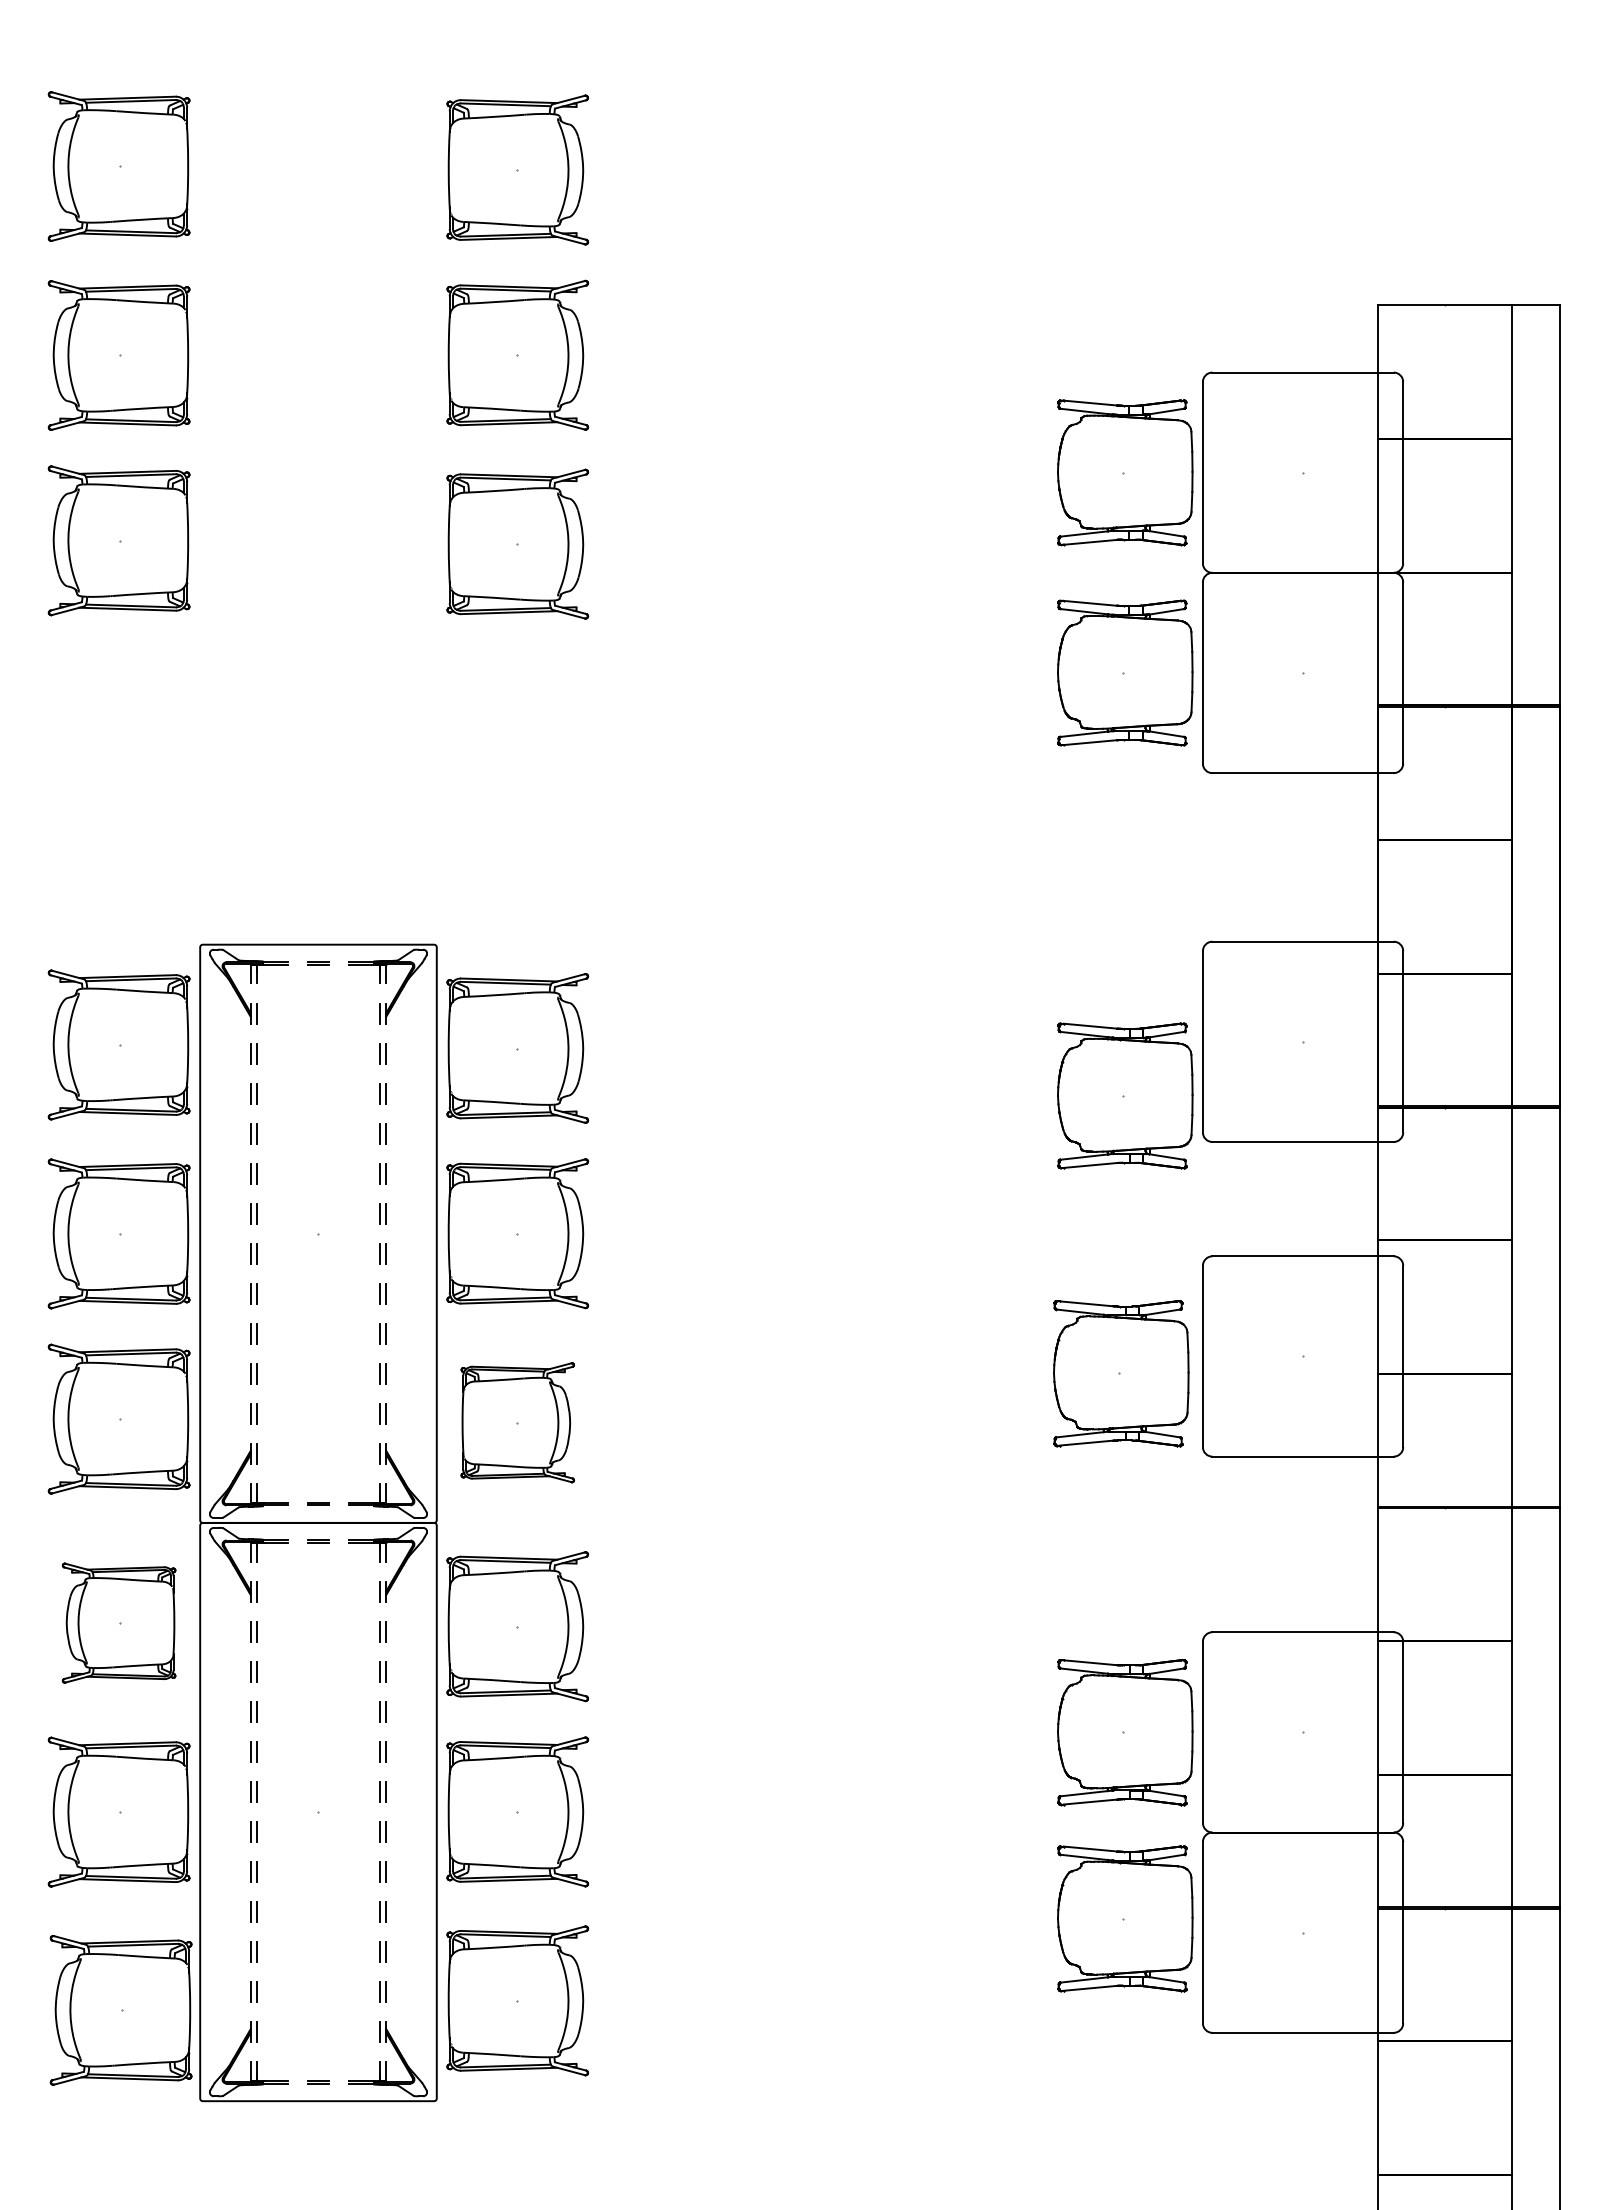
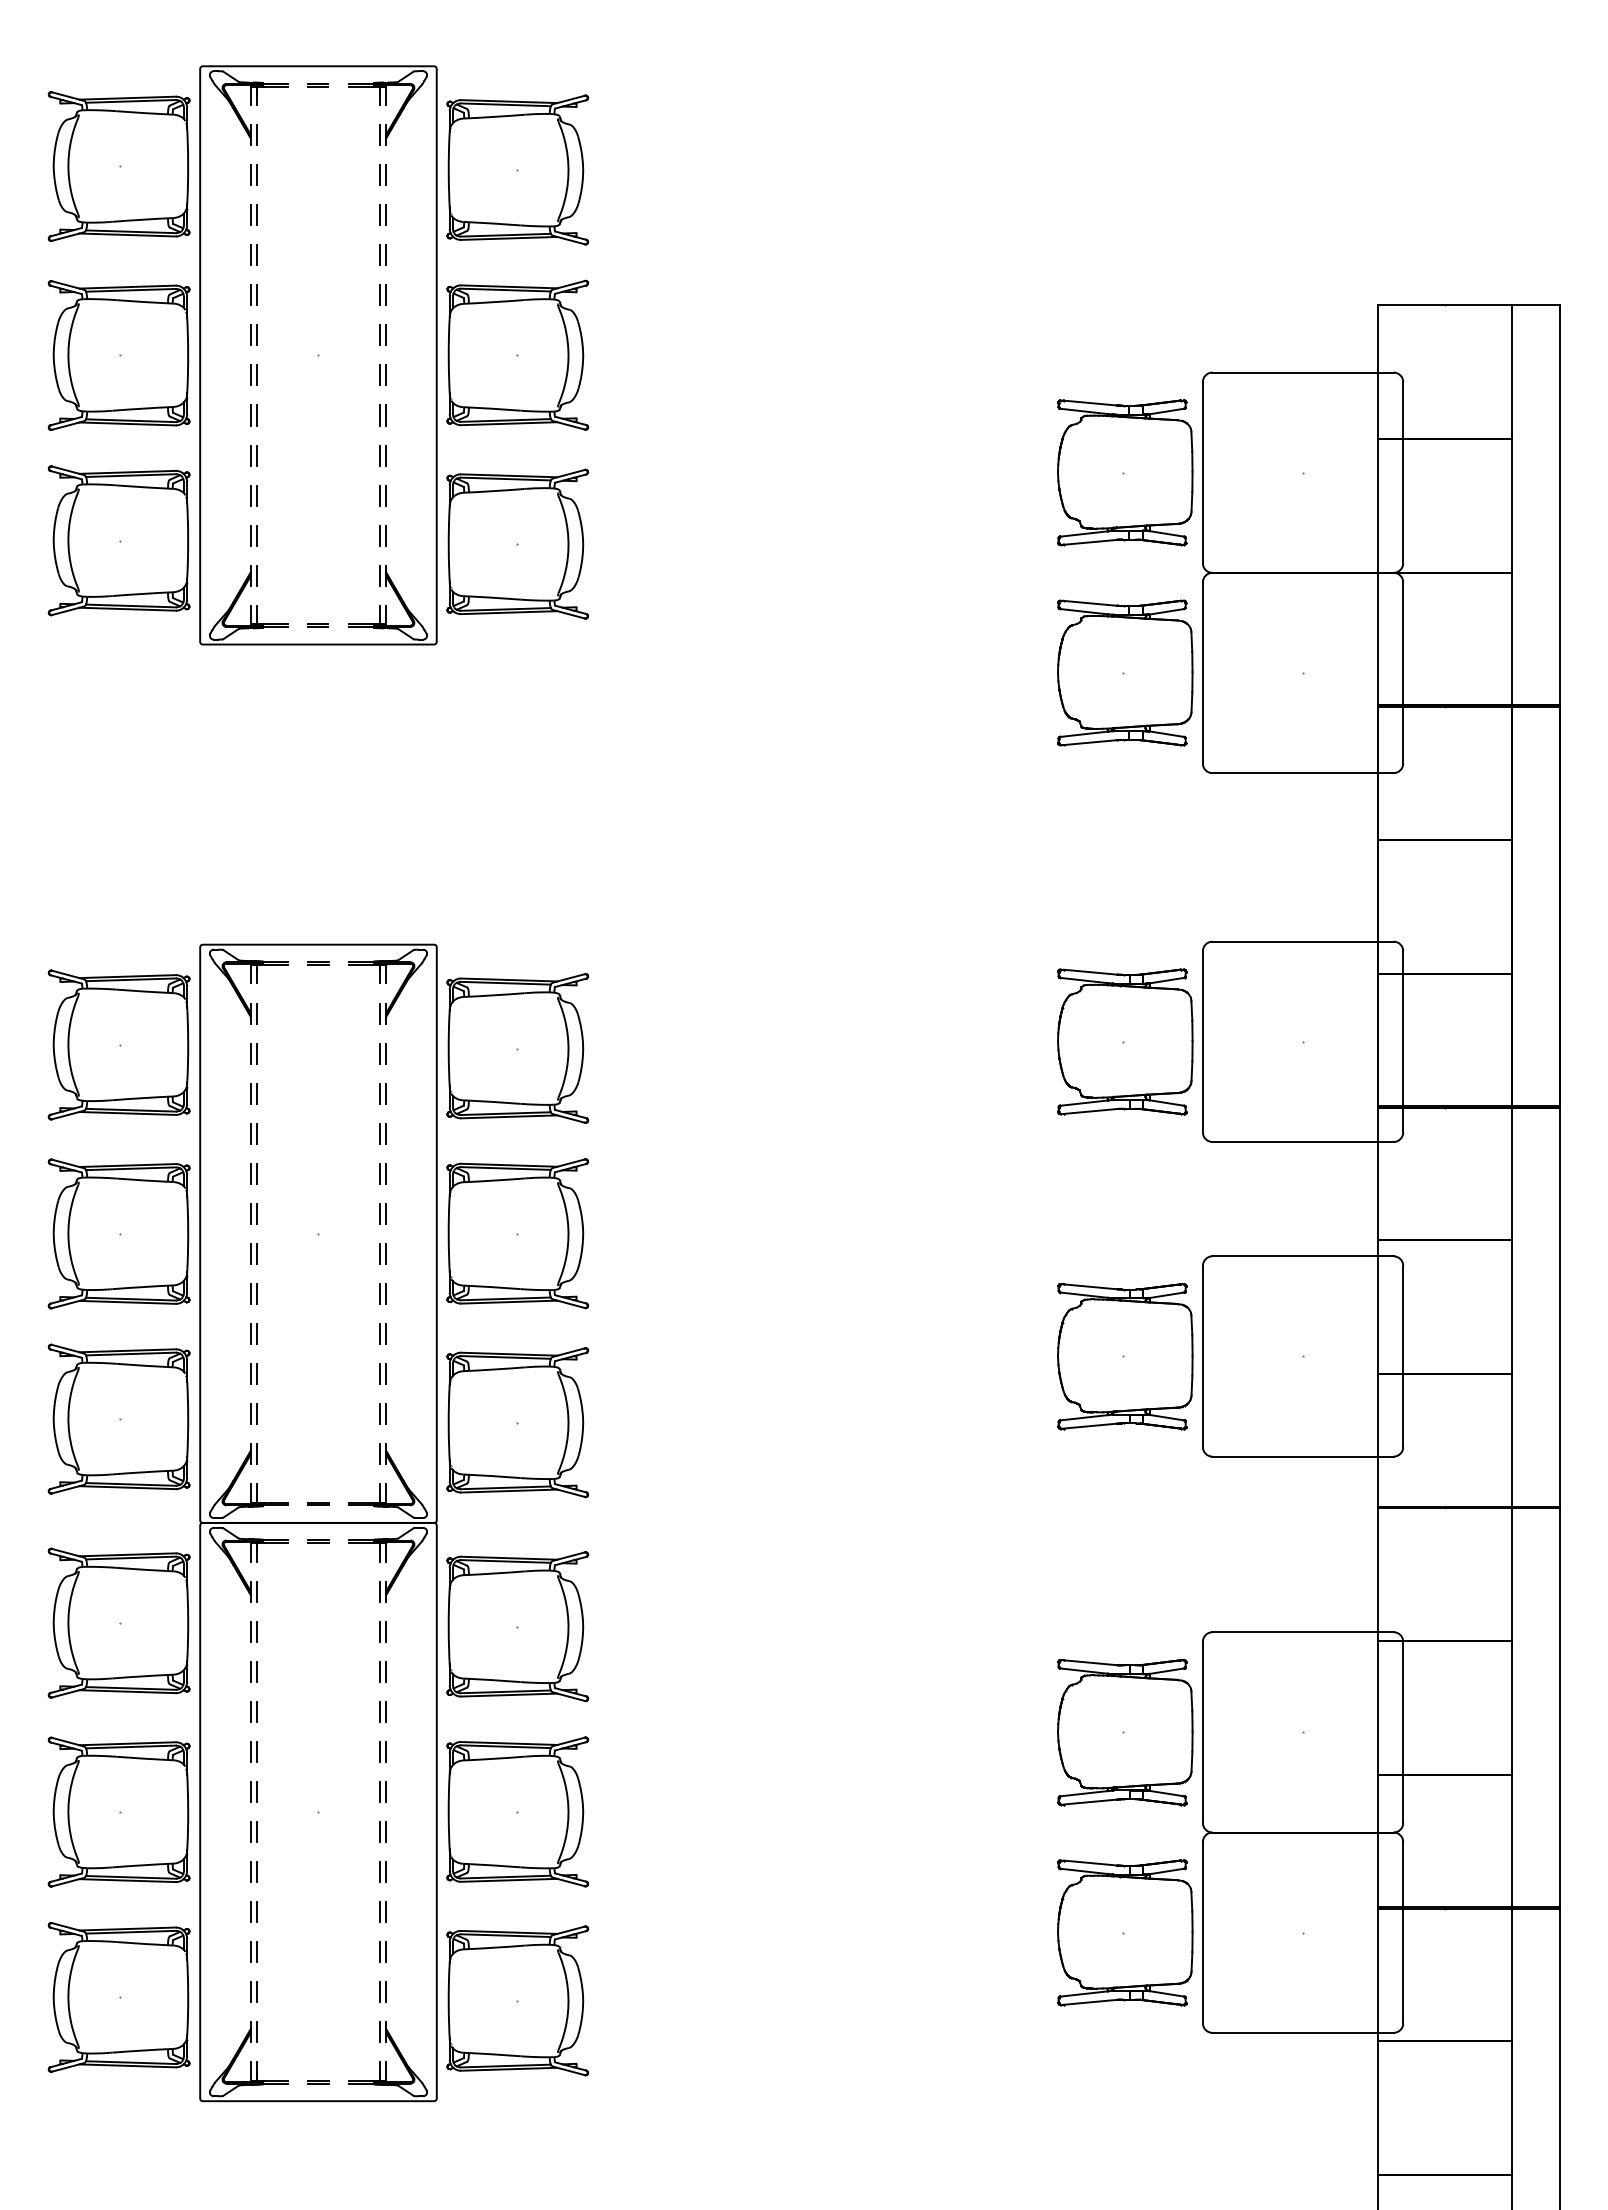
part: none -> present (318, 355)
part position: (1125, 1095) -> (1125, 1041) (1125, 1041)
part position: (1121, 1373) -> (1125, 1356) (1125, 1356)
part size: 116x122 px -> 144x152 px (517, 1422)
part size: 116x122 px -> 144x152 px (118, 1622)
part position: (1125, 1918) -> (1125, 1932) (1125, 1932)
part position: (120, 2010) -> (118, 1997) (118, 1997)
